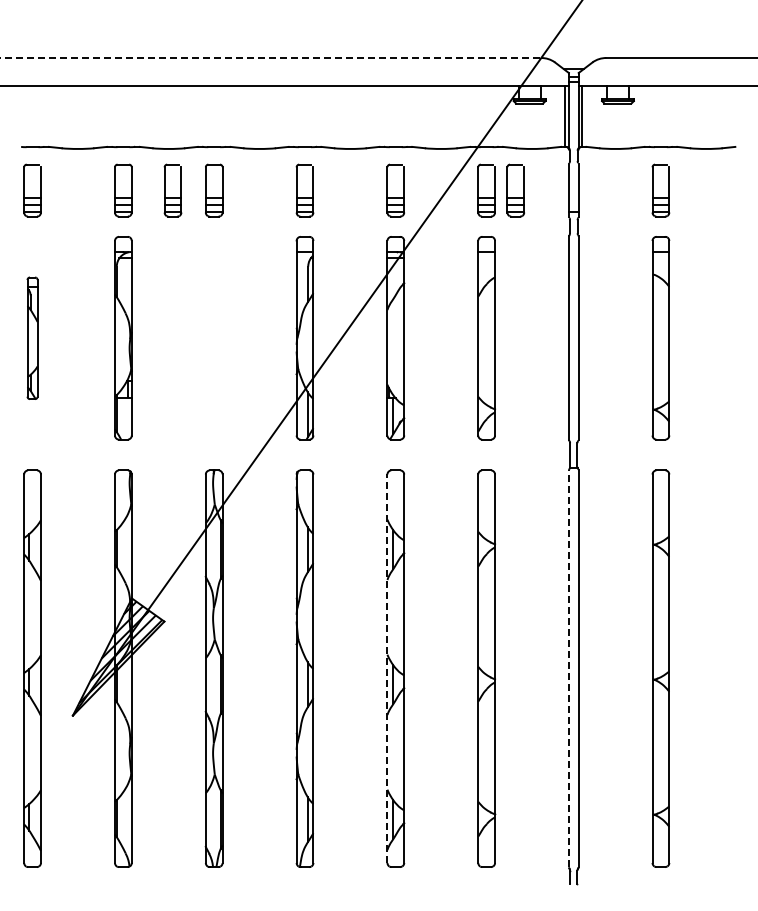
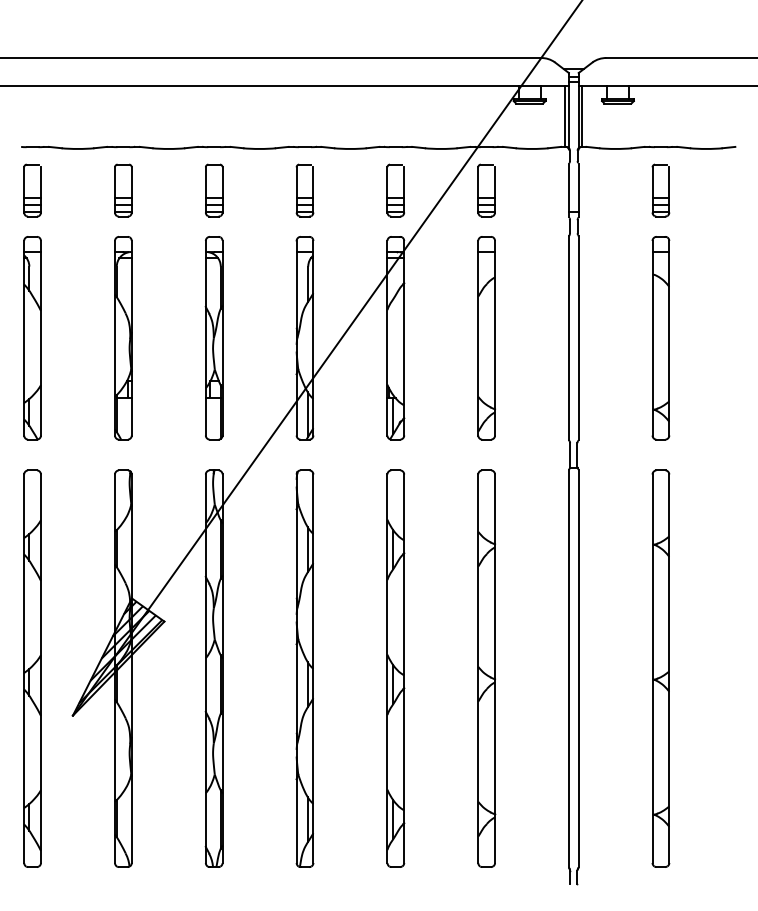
line: dashed -> solid (271, 57)
part: present -> none (172, 190)
part: present -> none (515, 190)
part size: 13x124 px -> 19x205 px (32, 338)
part: none -> present (213, 338)
line: dashed -> solid (387, 668)
line: dashed -> solid (569, 668)
